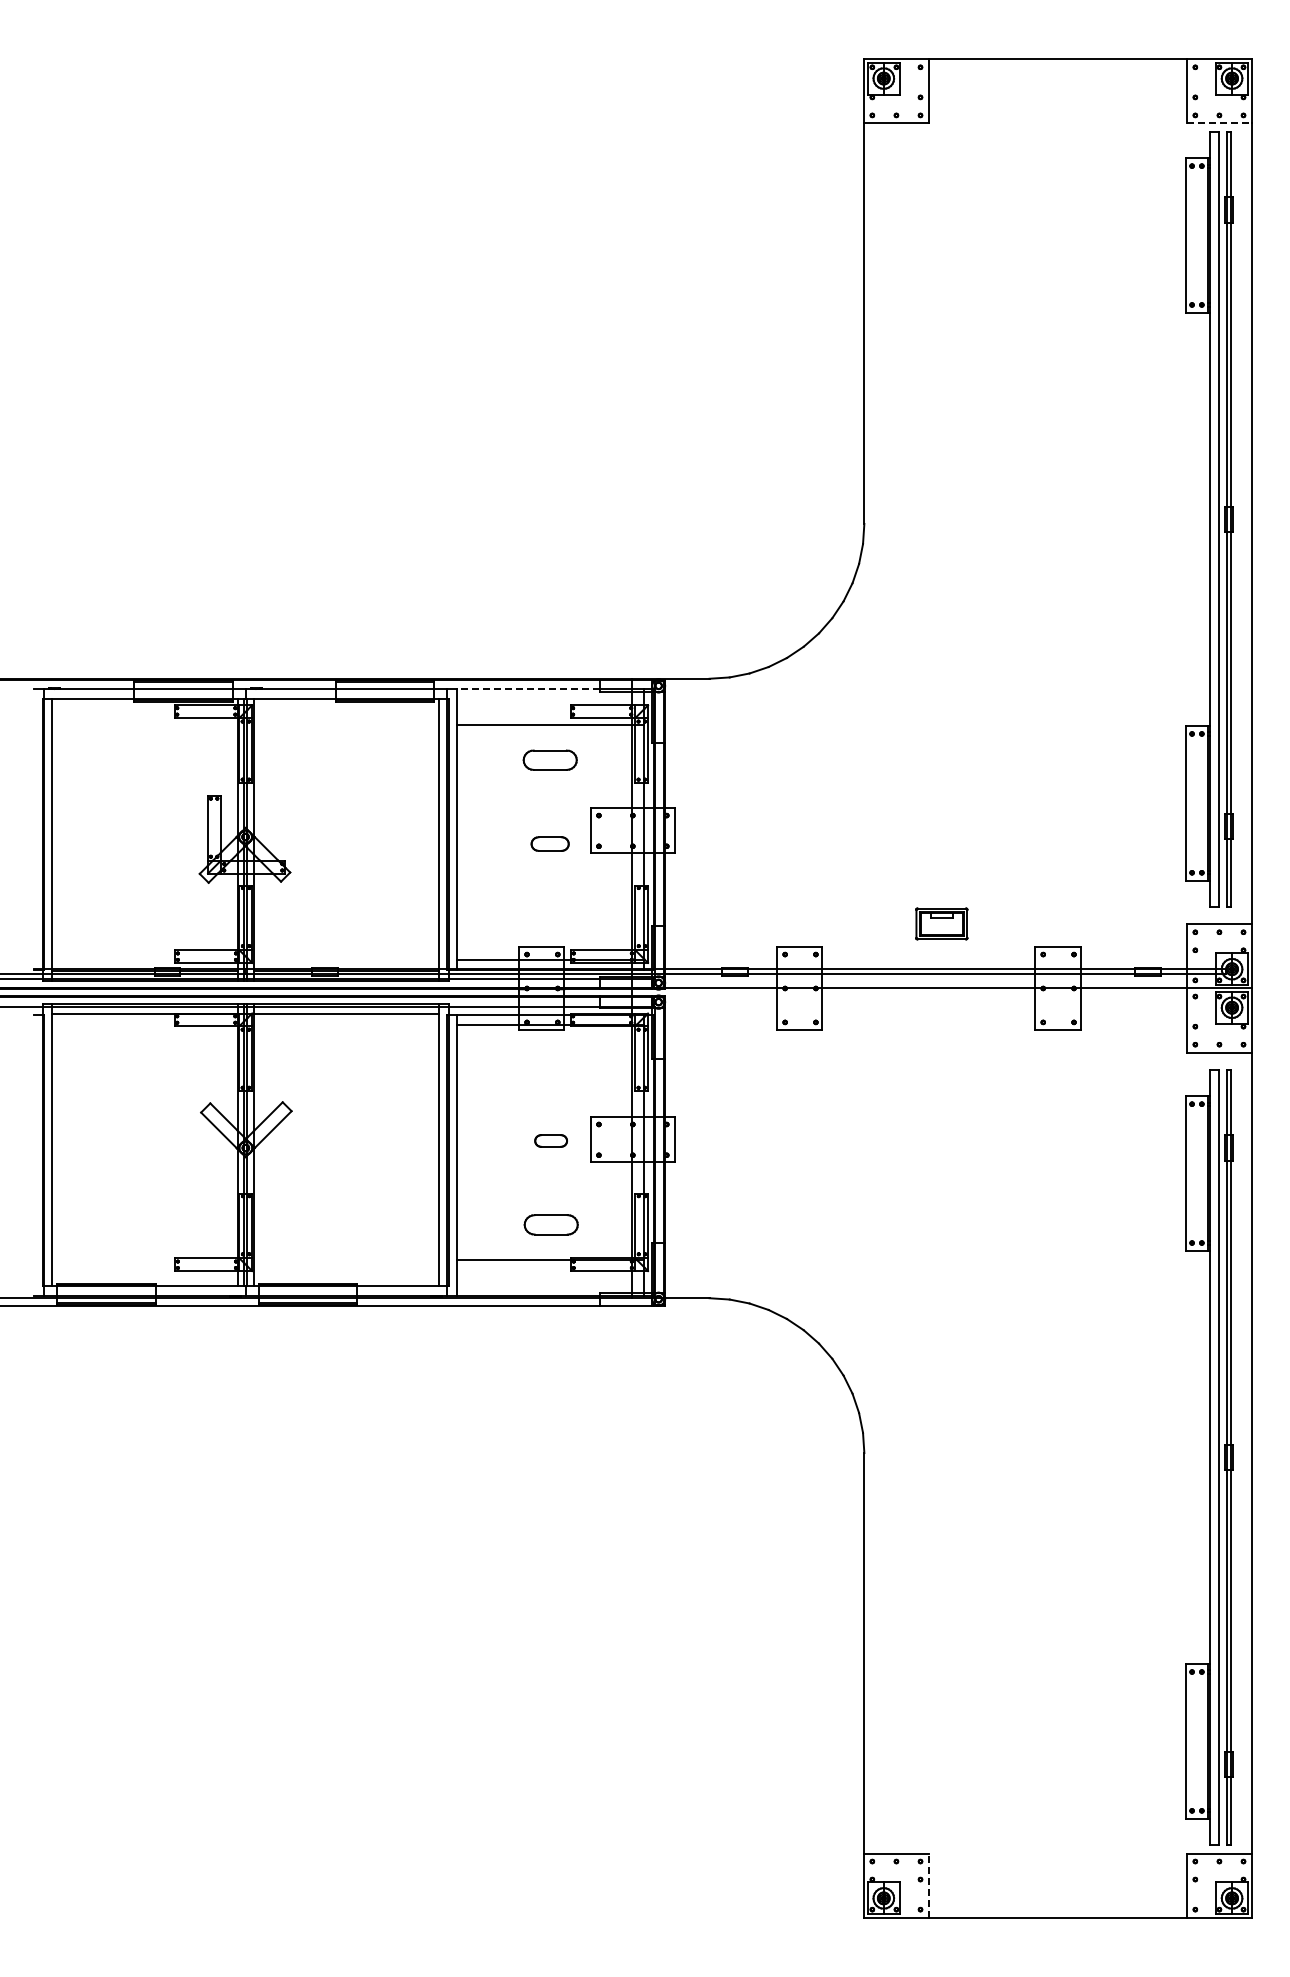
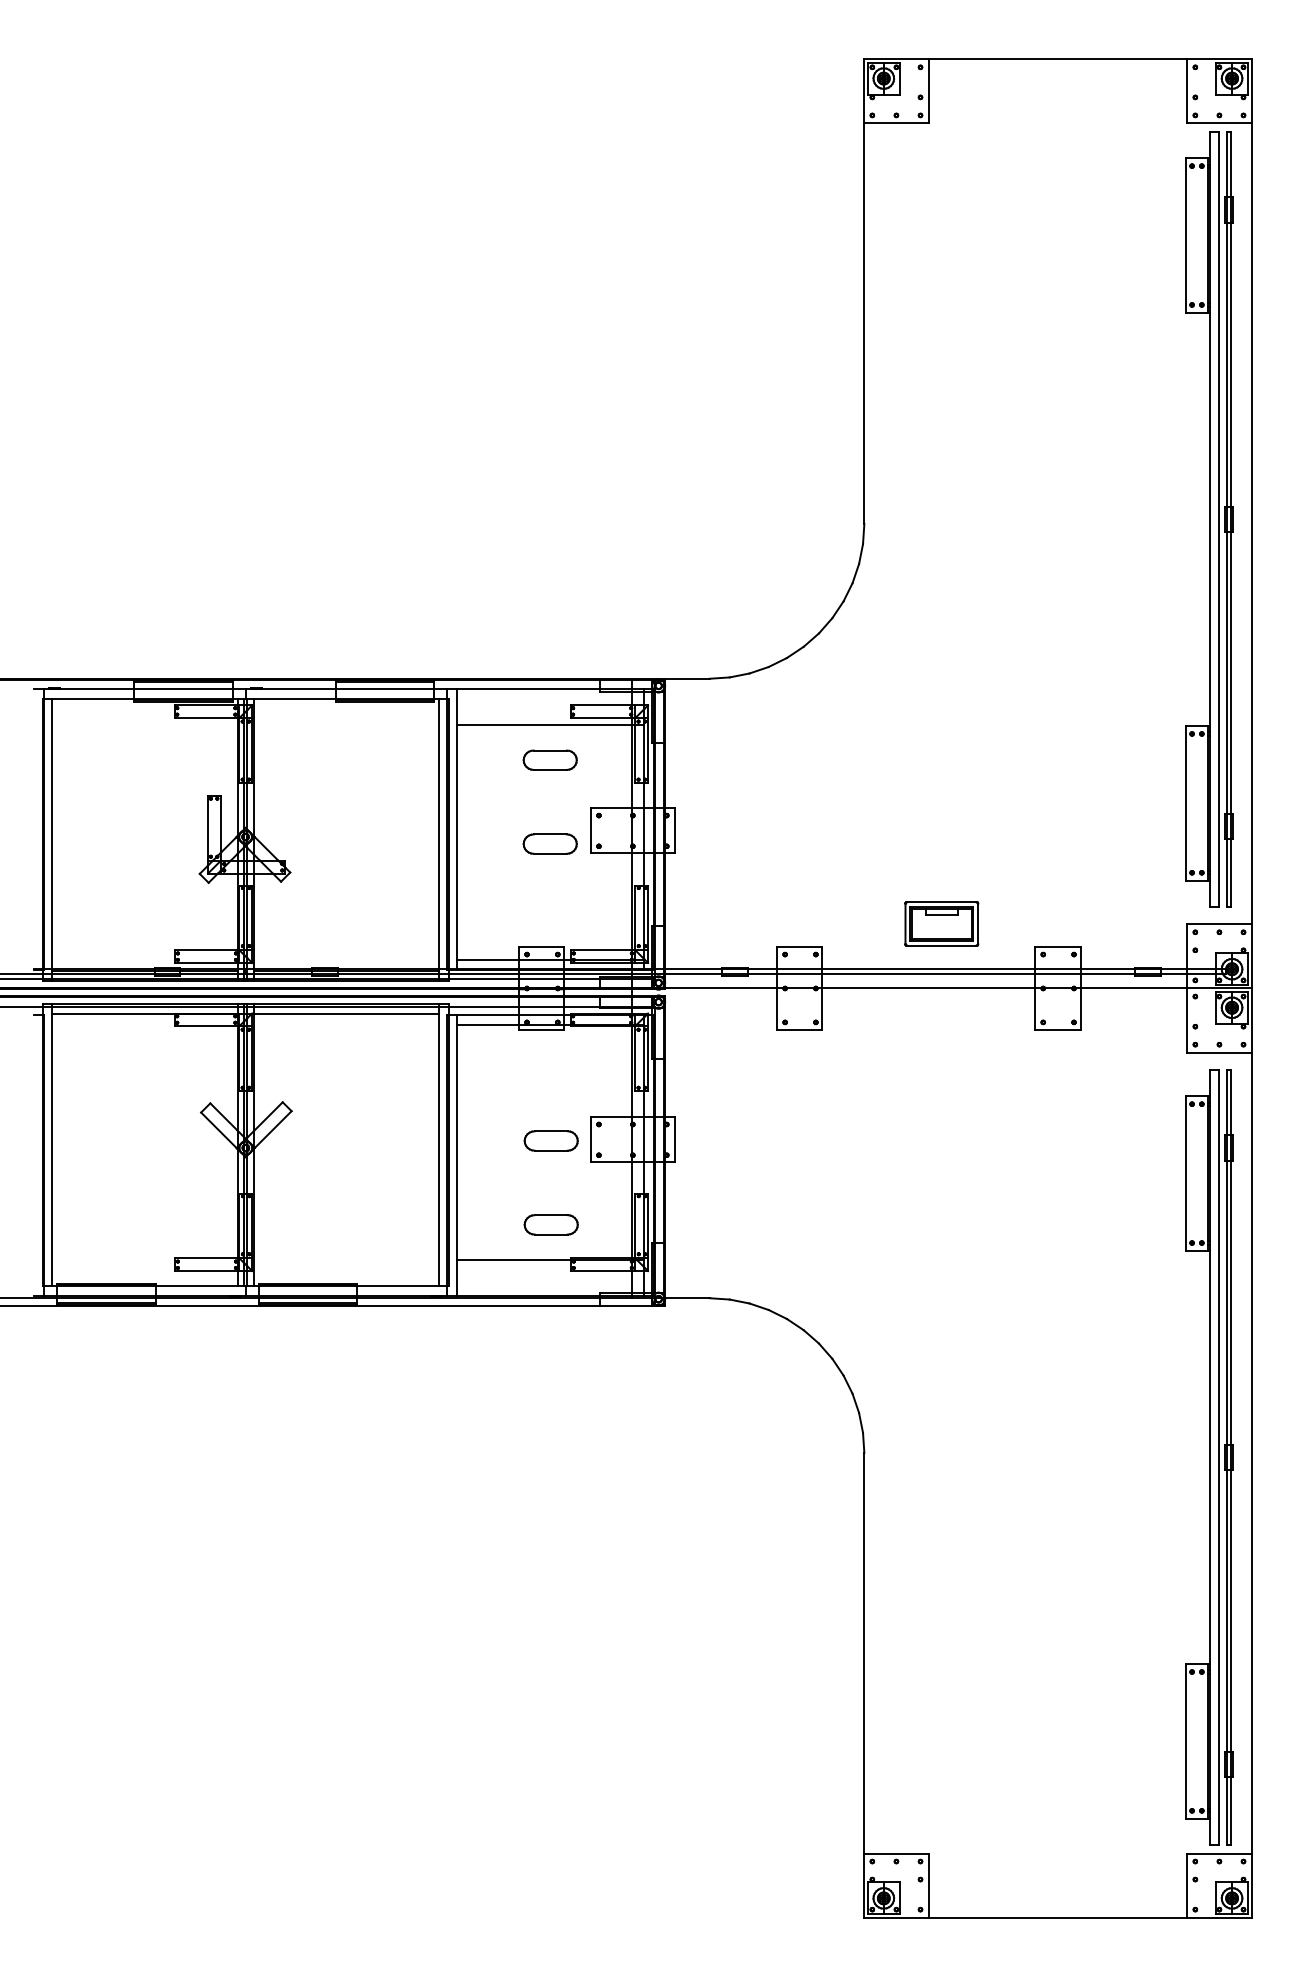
line: dashed -> solid (1219, 123)
line: dashed -> solid (528, 689)
part size: 40x16 px -> 56x22 px (549, 843)
part size: 54x34 px -> 76x46 px (941, 923)
part size: 34x14 px -> 56x22 px (550, 1140)
line: dashed -> solid (928, 1885)
